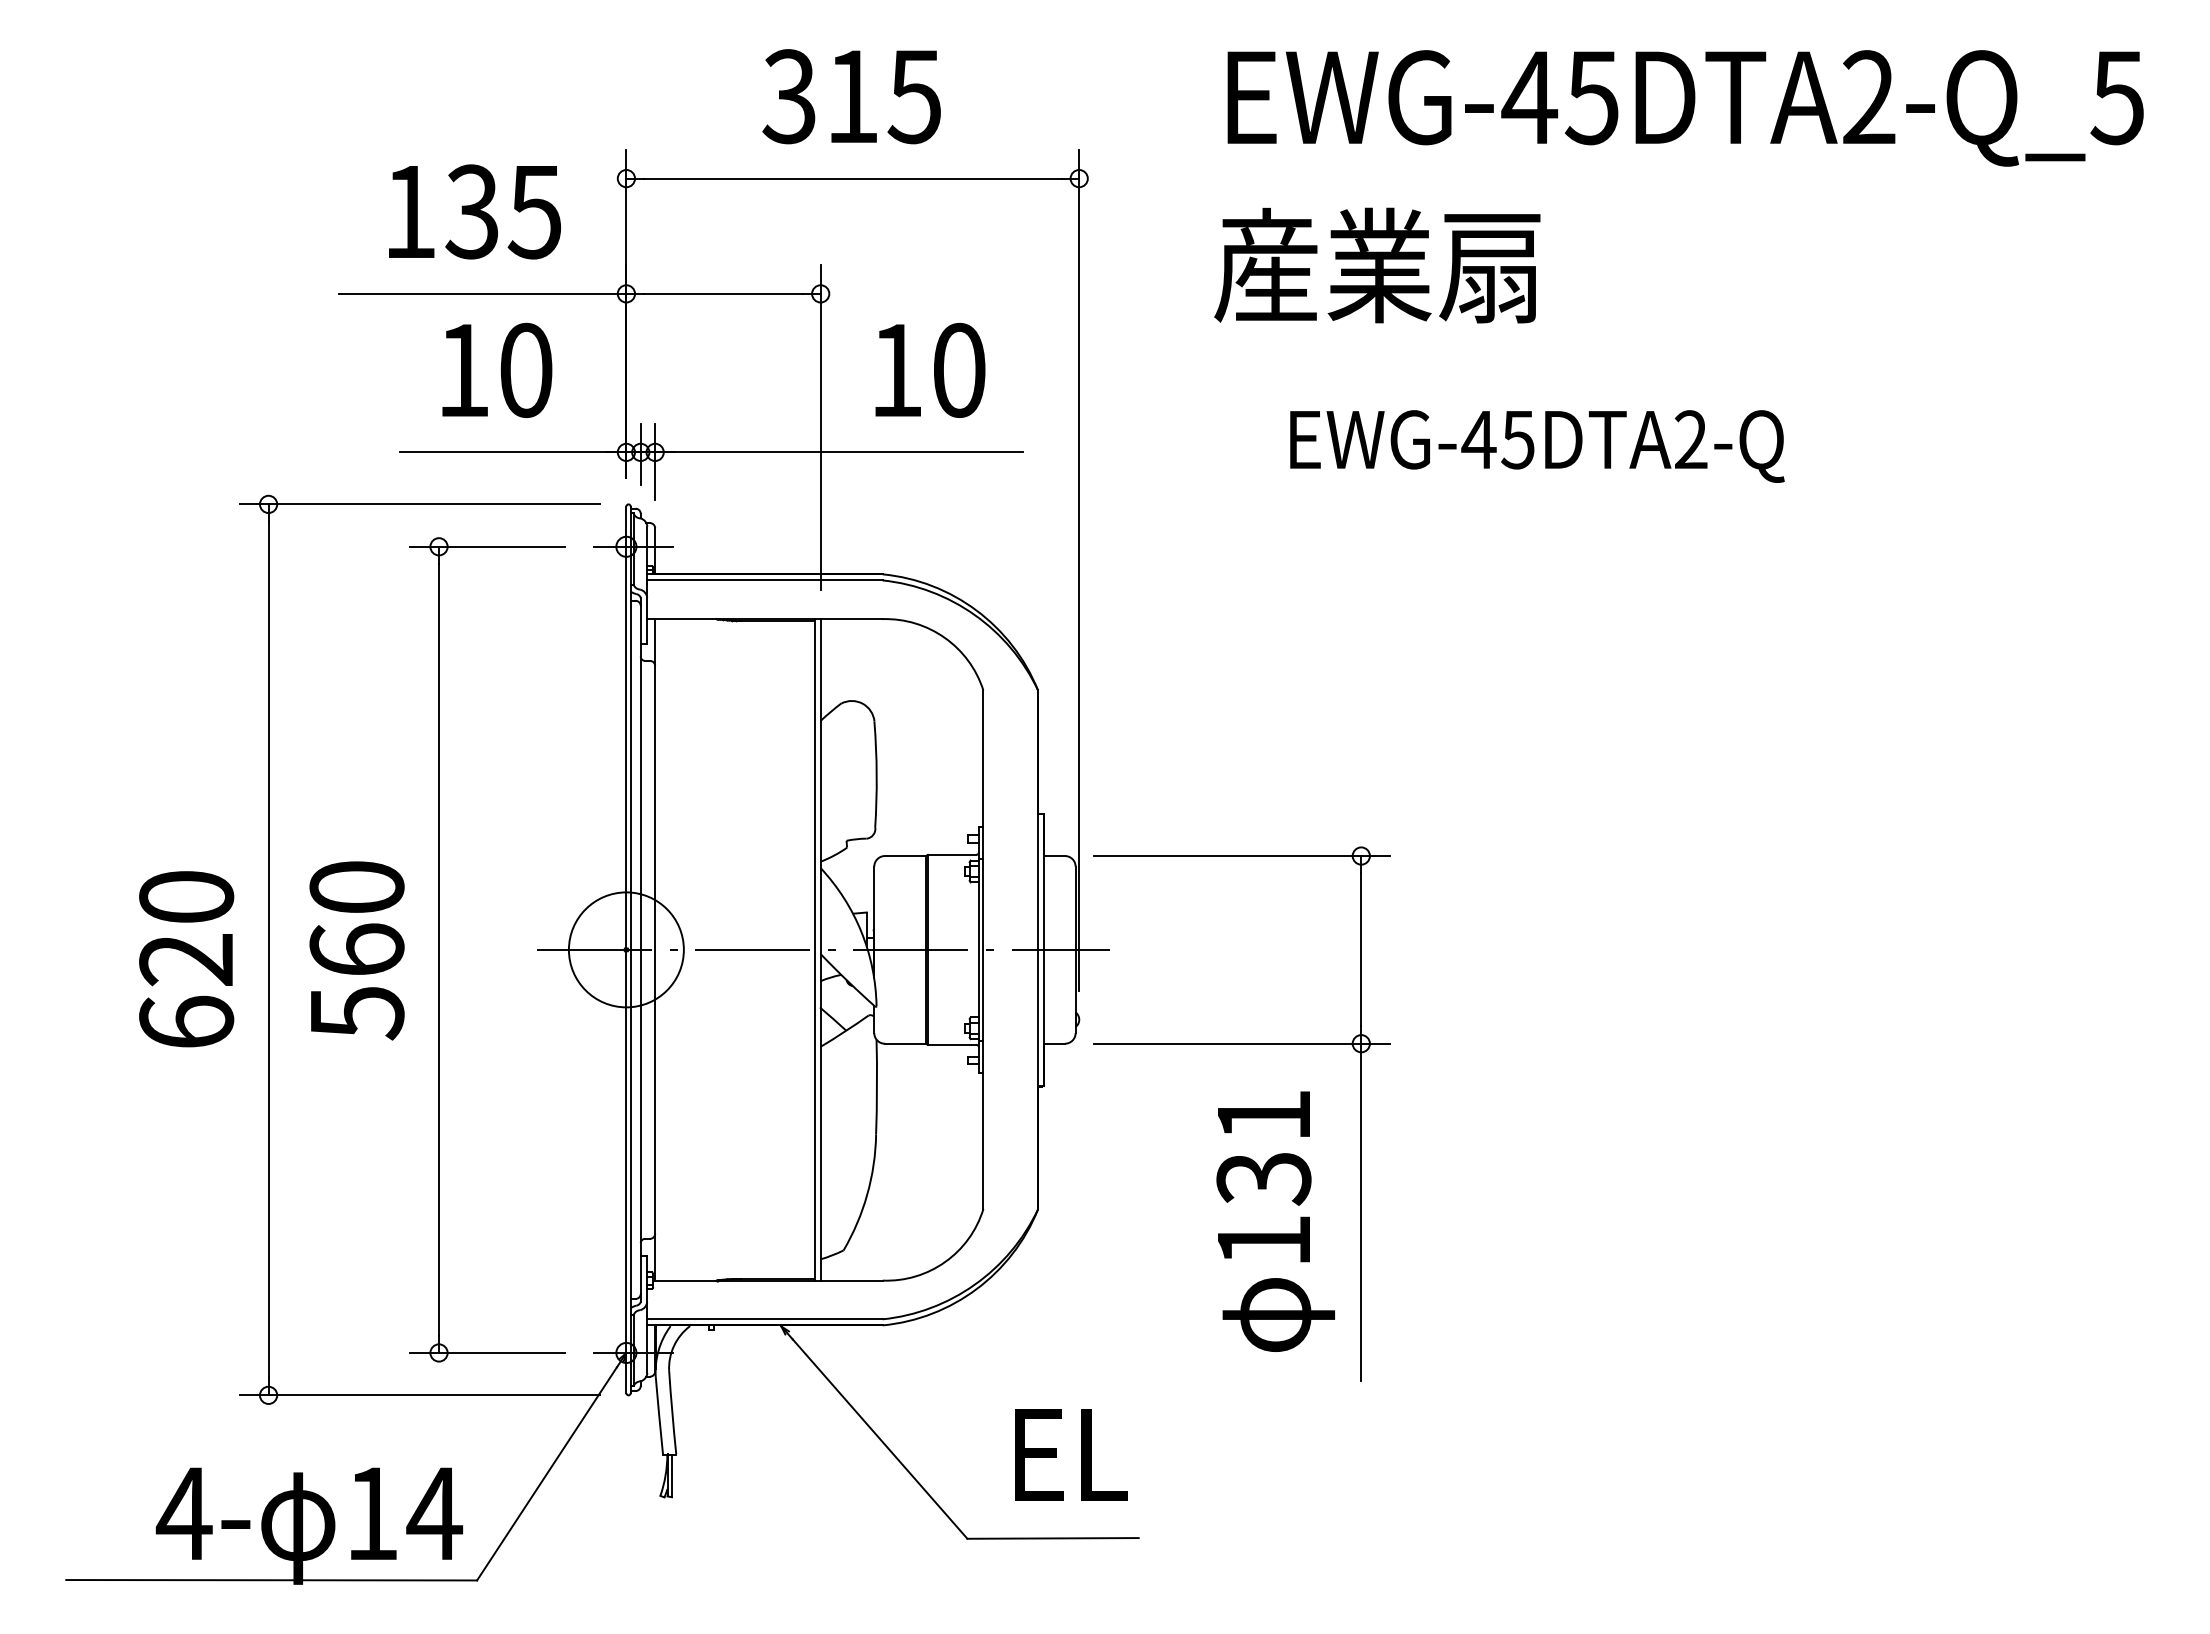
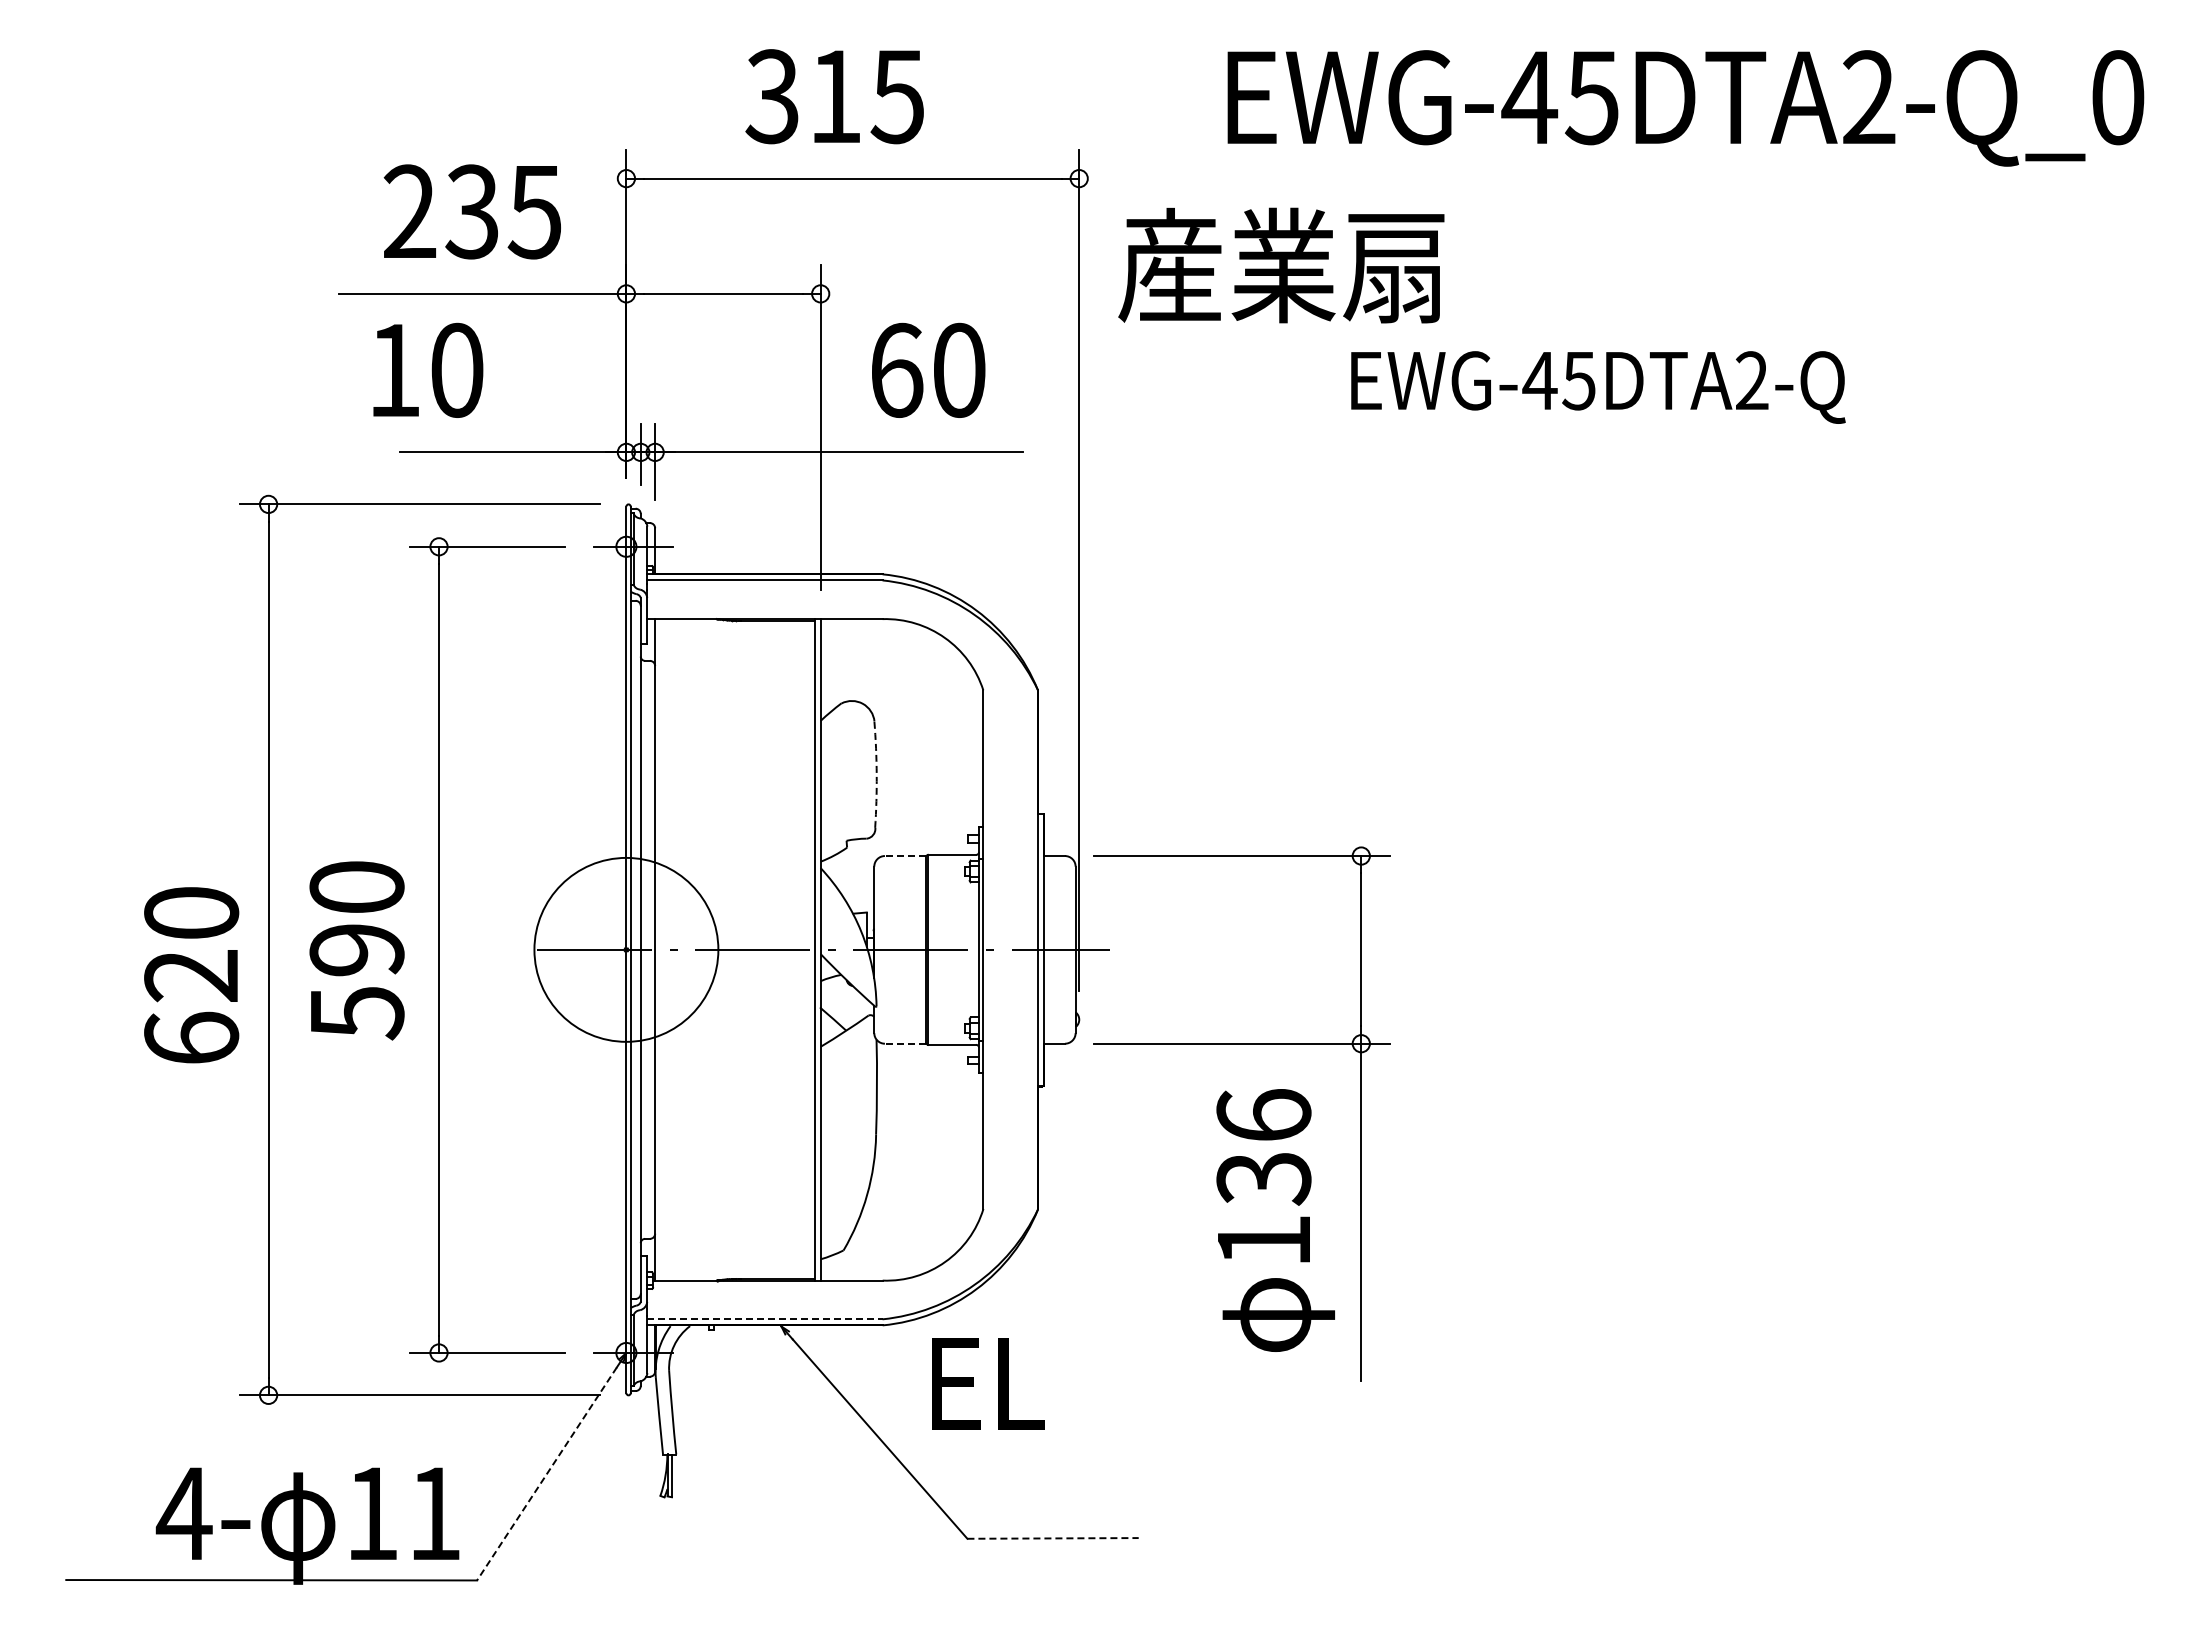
text position: (851, 96) -> (834, 96) (834, 96)
text: EWG-45DTA2-Q_5 -> EWG-45DTA2-Q_0 (2117, 97)
text: 135 -> 235 (409, 210)
text position: (1377, 265) -> (1281, 265) (1281, 265)
text position: (497, 369) -> (428, 369) (428, 369)
text: 10 -> 60 (897, 369)
text position: (1537, 446) -> (1598, 387) (1598, 387)
arc: solid -> dashed (876, 774)
line: solid -> dashed (904, 856)
text: 560 -> 590 (356, 949)
circle diameter: 115 px -> 184 px (626, 949)
text position: (186, 959) -> (191, 975) (191, 975)
line: solid -> dashed (904, 1043)
text: 131 -> 136 (1263, 1114)
line: solid -> dashed (764, 1319)
text position: (1071, 1454) -> (988, 1383) (988, 1383)
line: solid -> dashed (546, 1474)
text: 14 -> 11 (434, 1513)
line: solid -> dashed (1053, 1538)
